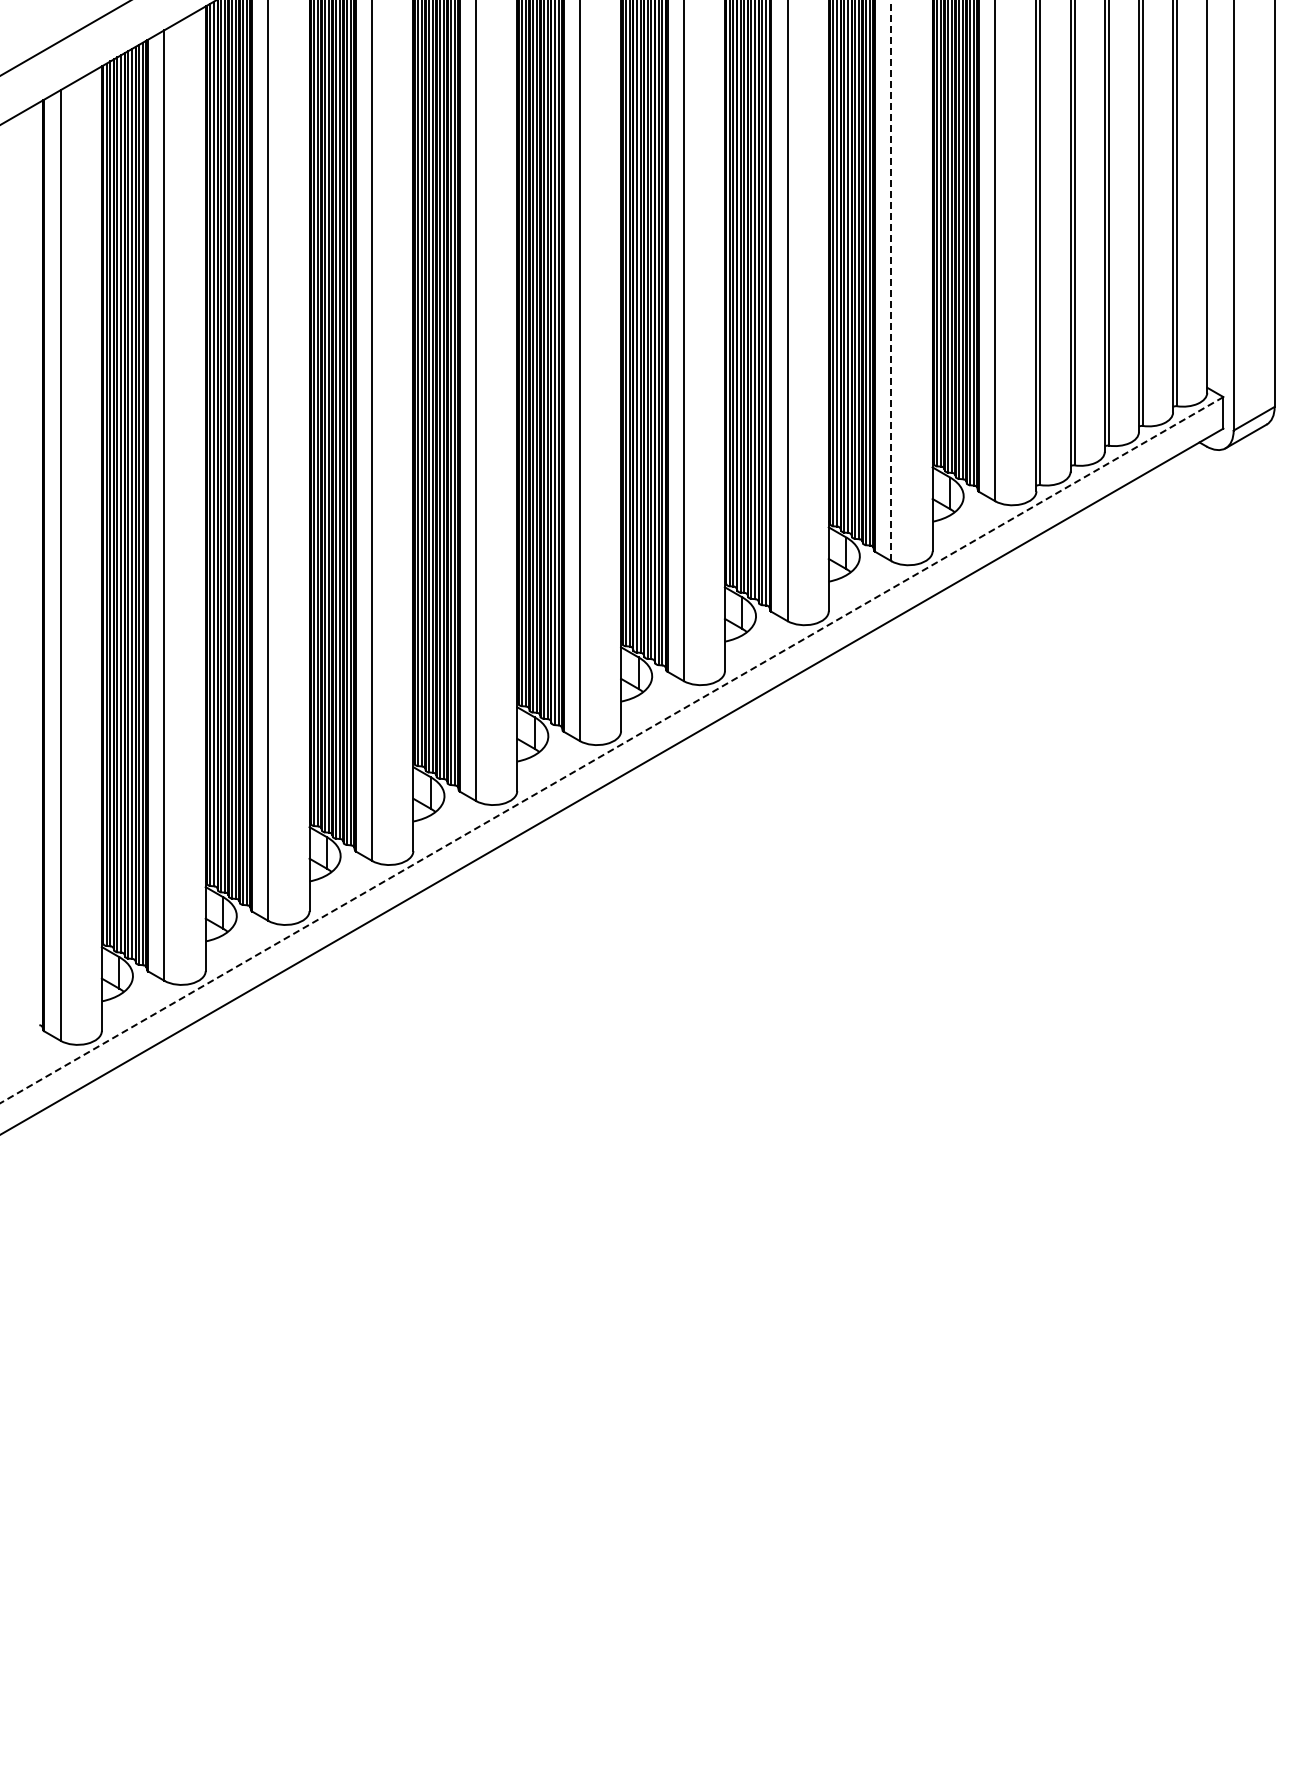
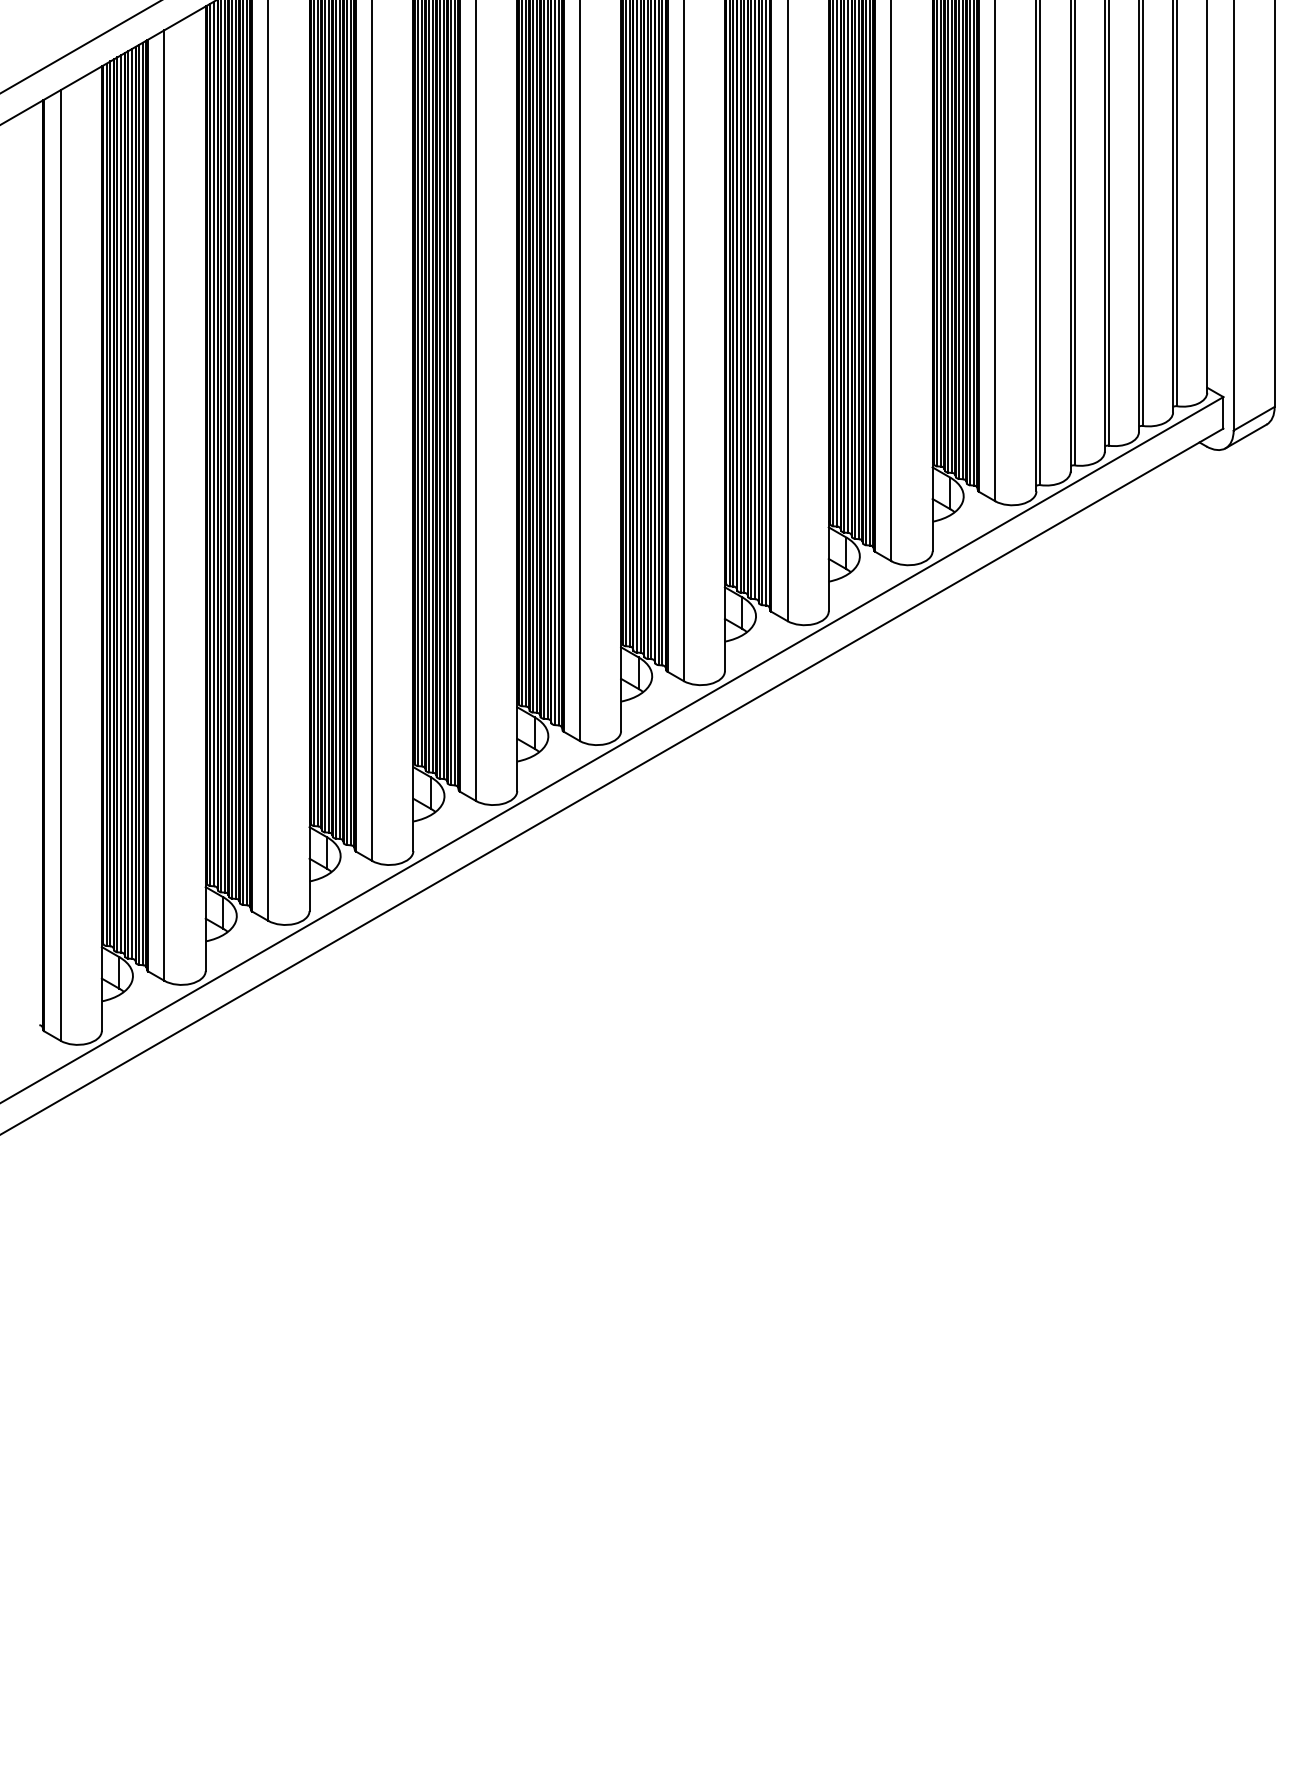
line position: (64, 38) -> (80, 47) (80, 47)
line: dashed -> solid (891, 280)
line: dashed -> solid (612, 750)
